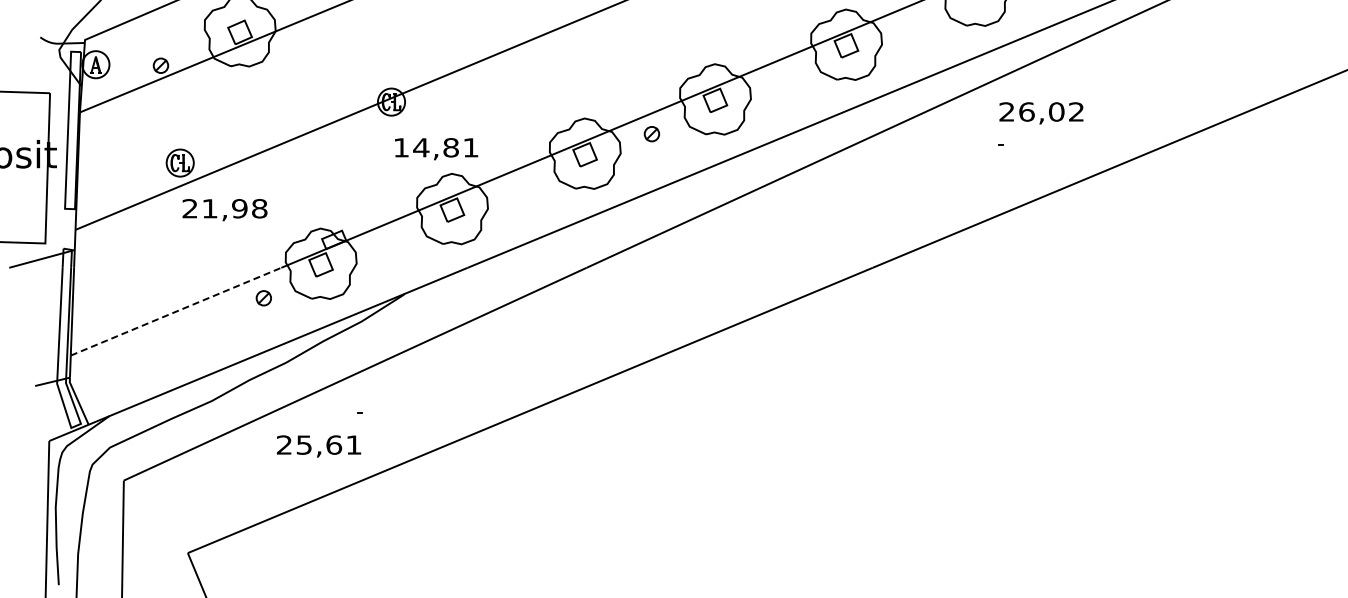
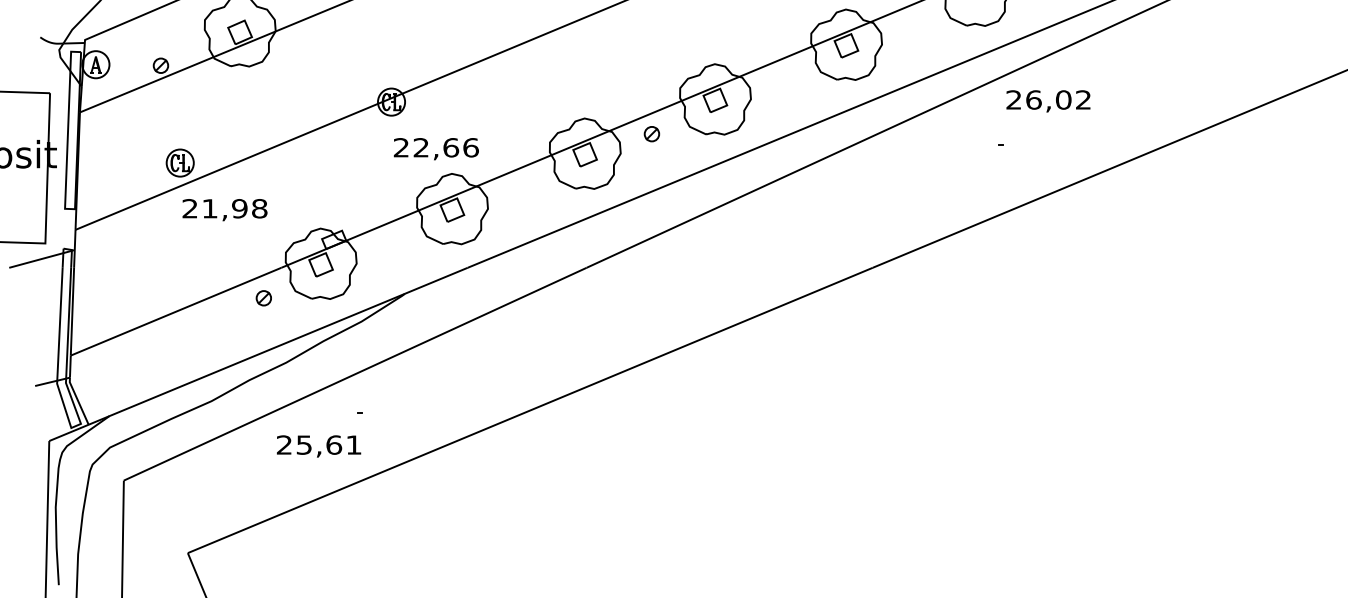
text position: (1041, 113) -> (1048, 101) (1048, 101)
text: 14,81 -> 22,66 (435, 147)
line: dashed -> solid (176, 311)
